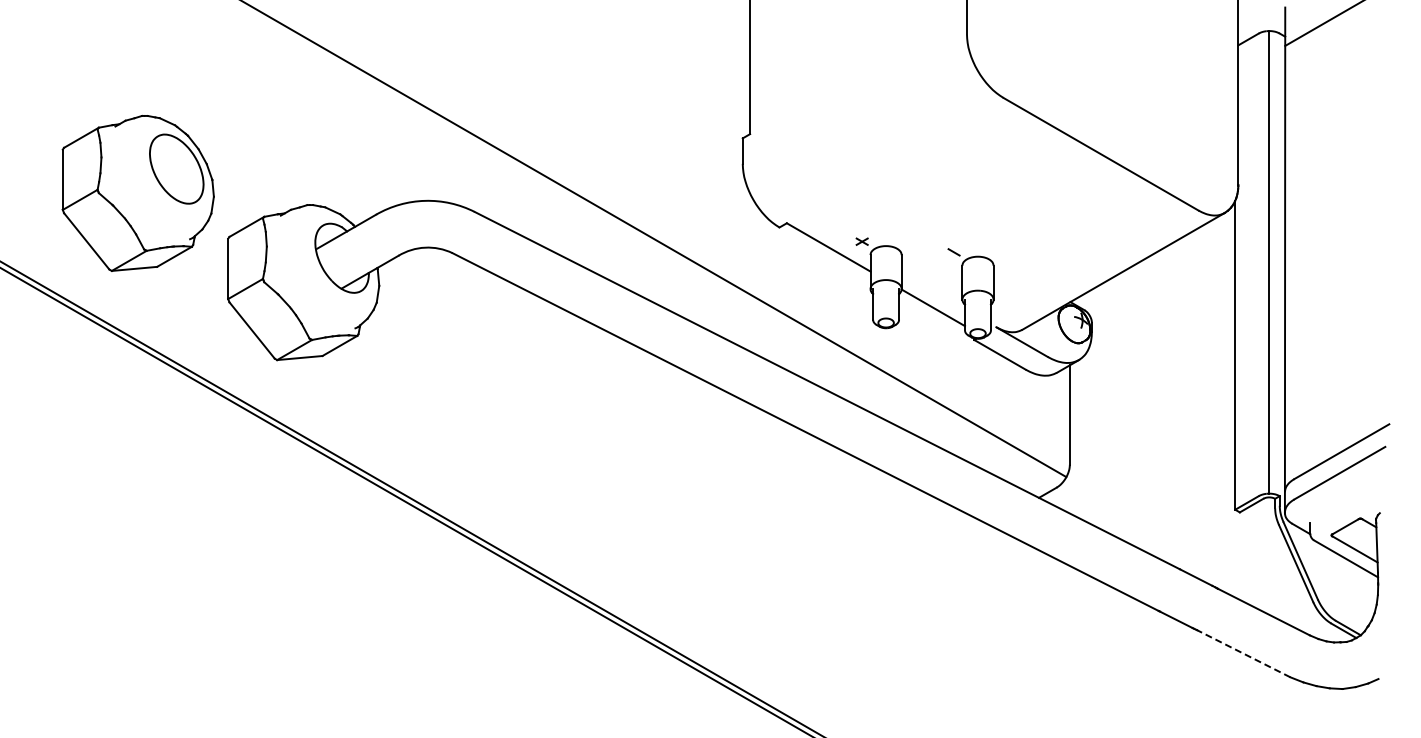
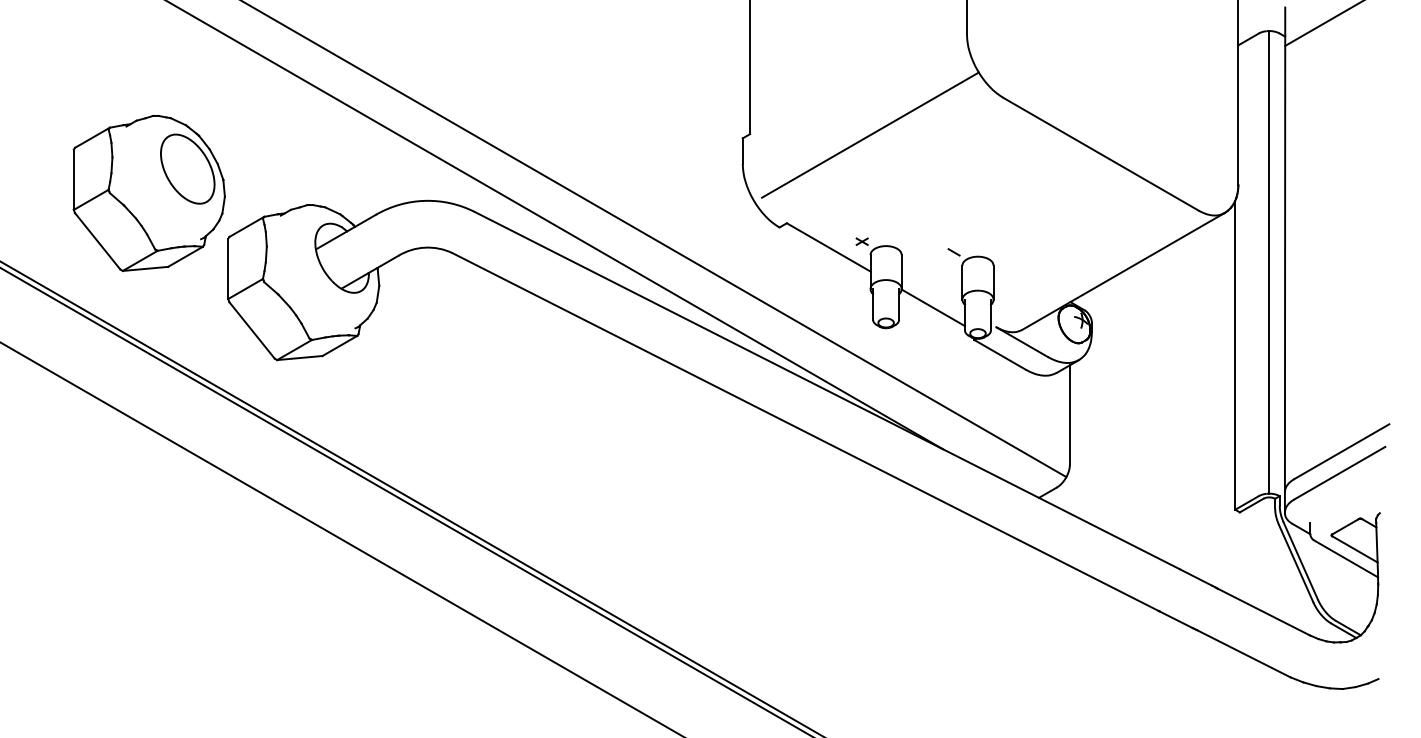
line: none -> present (870, 134)
part position: (137, 193) -> (148, 193) (148, 193)
line: none -> present (555, 225)
line: none -> present (340, 538)
line: dashed -> solid (1243, 653)
